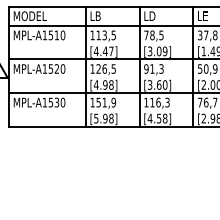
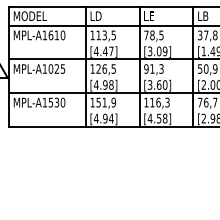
text: LB -> LD (98, 15)
text: LD -> LE (149, 15)
text: LE -> LB (203, 15)
text: MPL-A1510 -> MPL-A1610 (50, 35)
text: MPL-A1520 -> MPL-A1025 (56, 68)
text: [5.98] -> [4.94] (103, 118)
